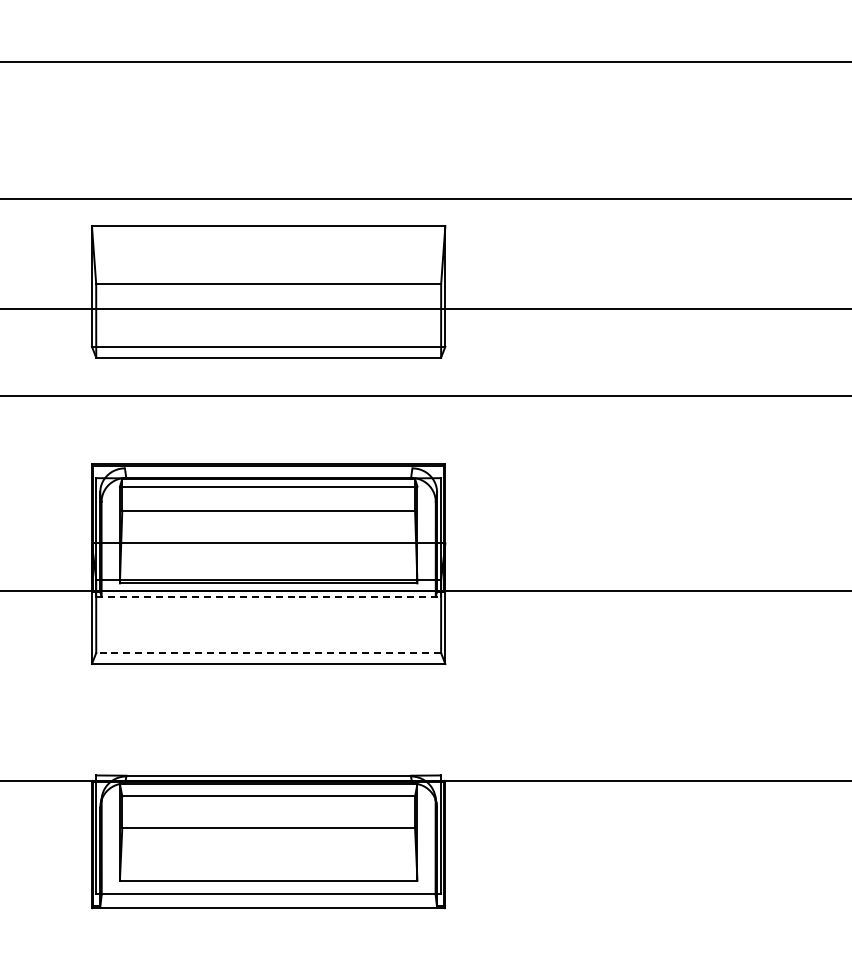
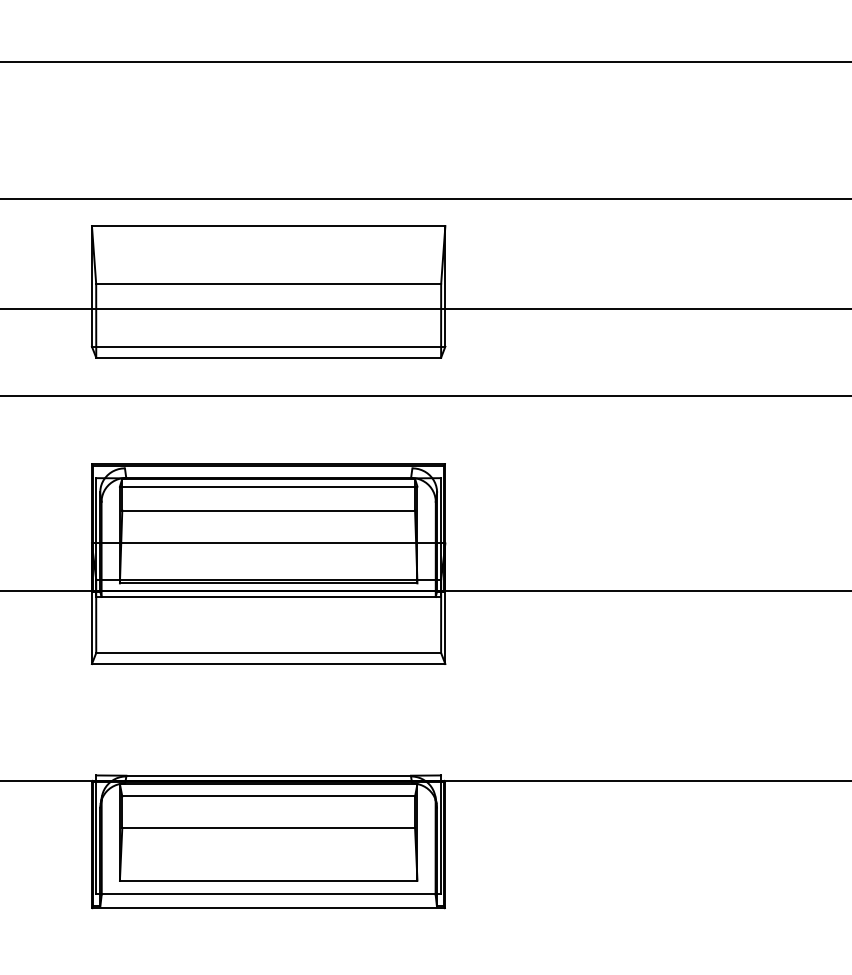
line: dashed -> solid (269, 597)
line: dashed -> solid (268, 653)
